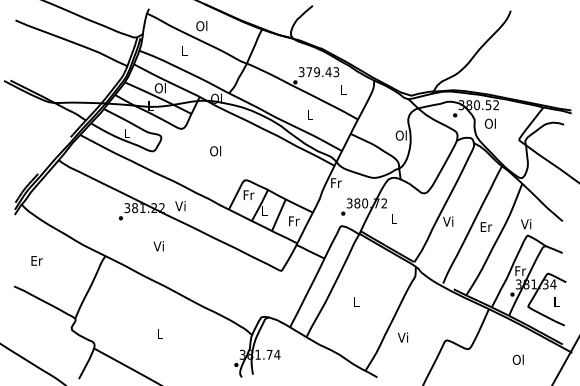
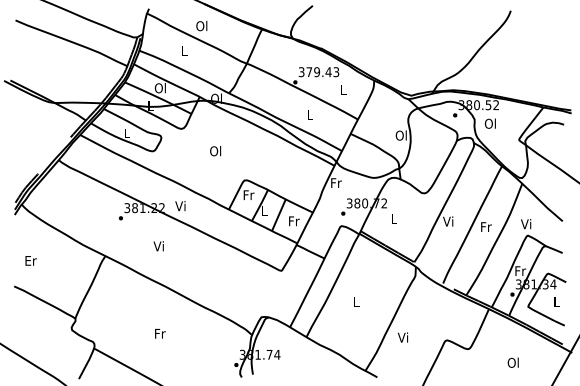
text: Er -> Fr (486, 226)
text position: (36, 260) -> (30, 260) (30, 260)
text: L -> Fr (160, 333)
text position: (517, 359) -> (512, 362) (512, 362)
